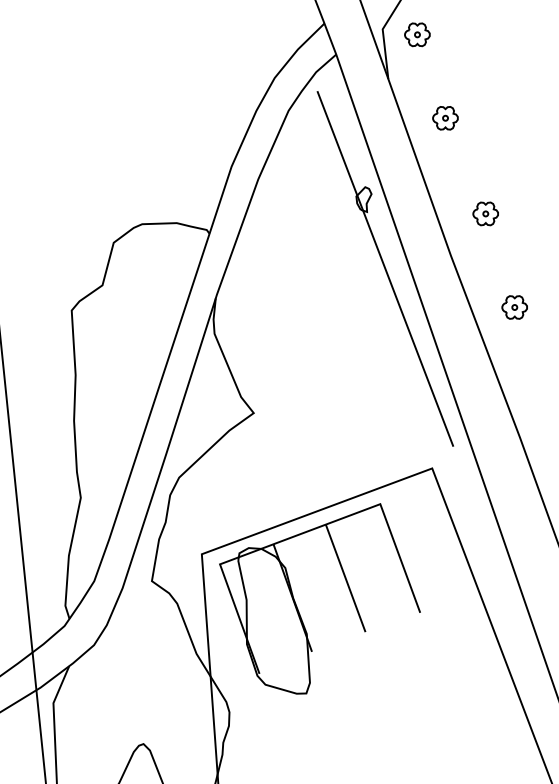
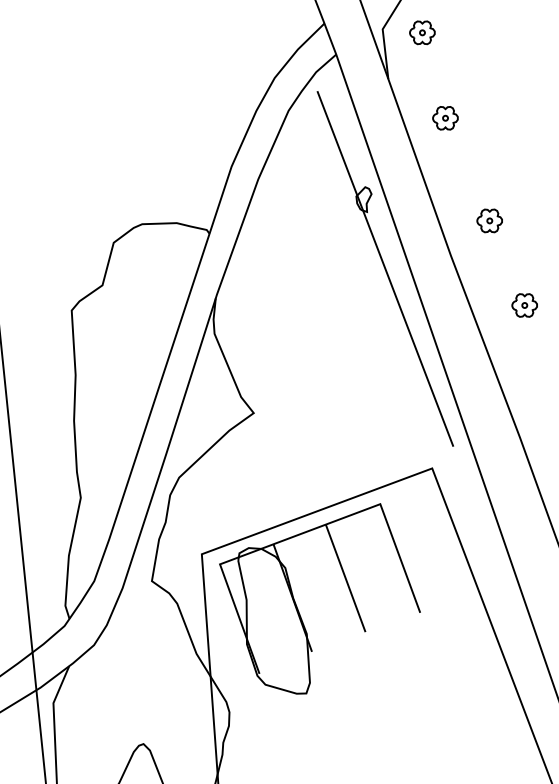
part position: (417, 34) -> (422, 32) (422, 32)
part position: (485, 213) -> (489, 220) (489, 220)
part position: (514, 307) -> (524, 305) (524, 305)
